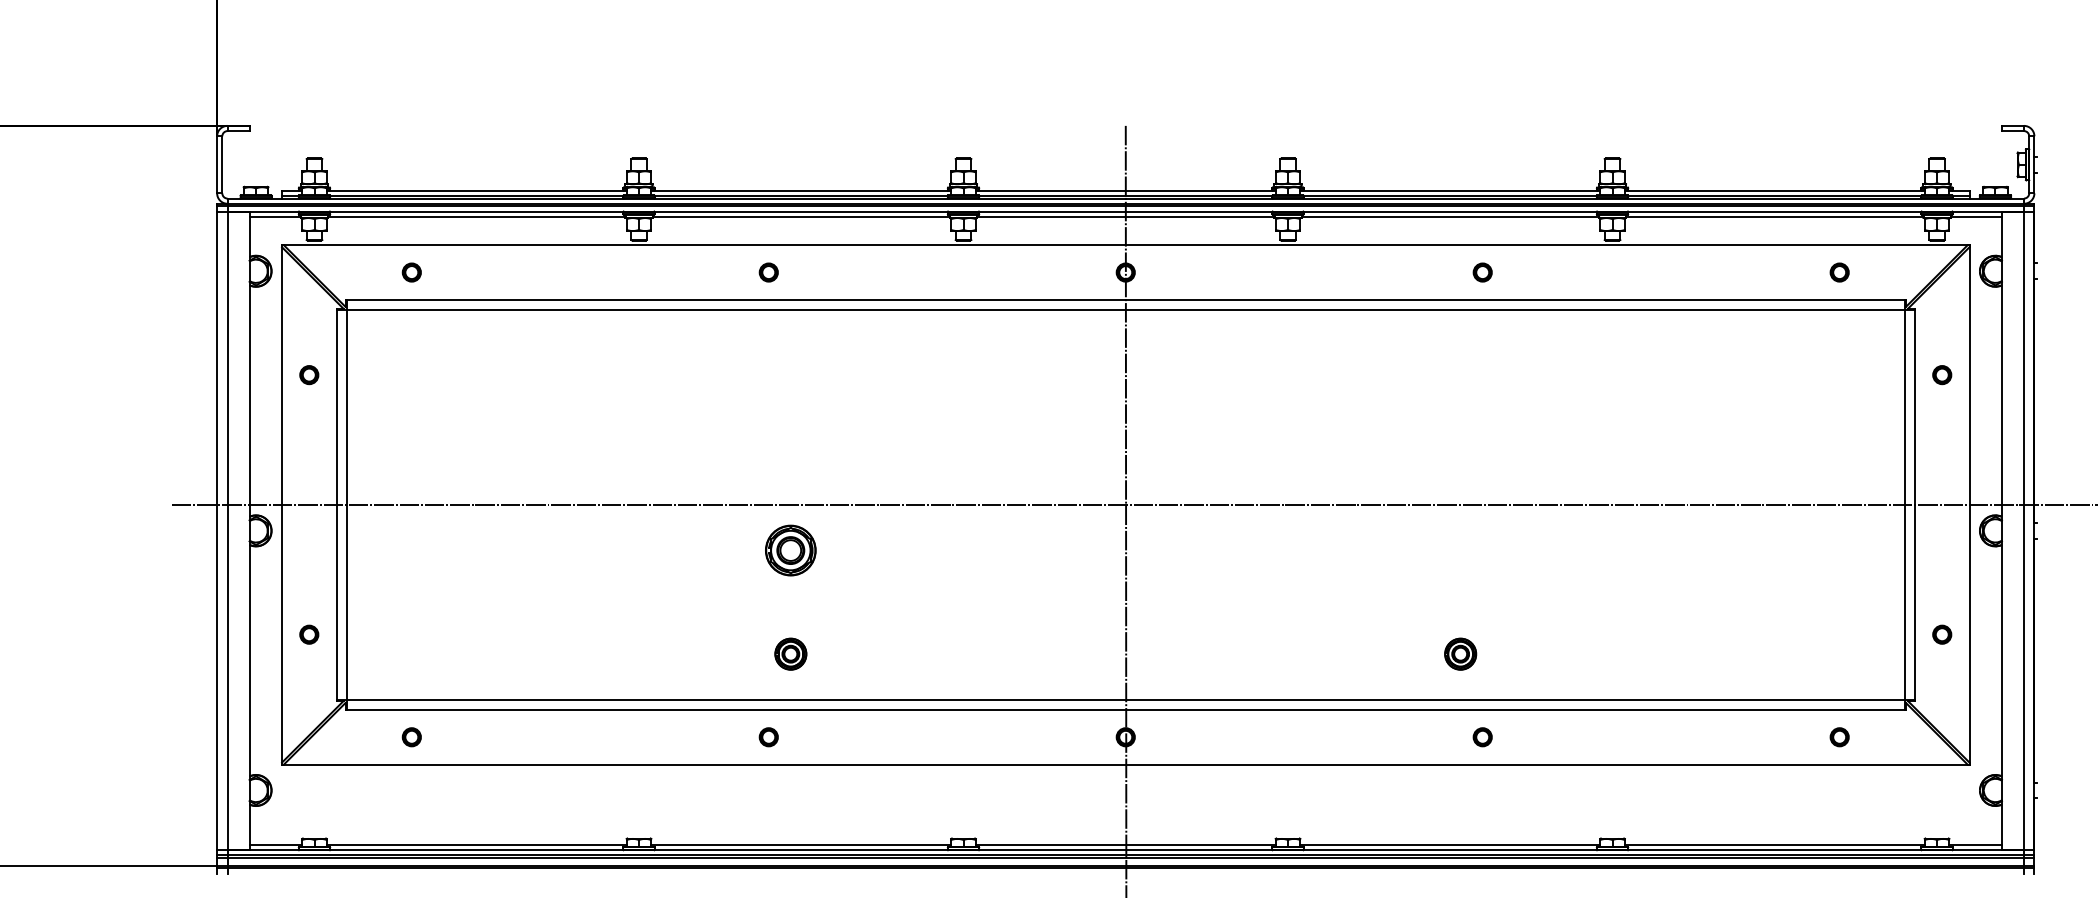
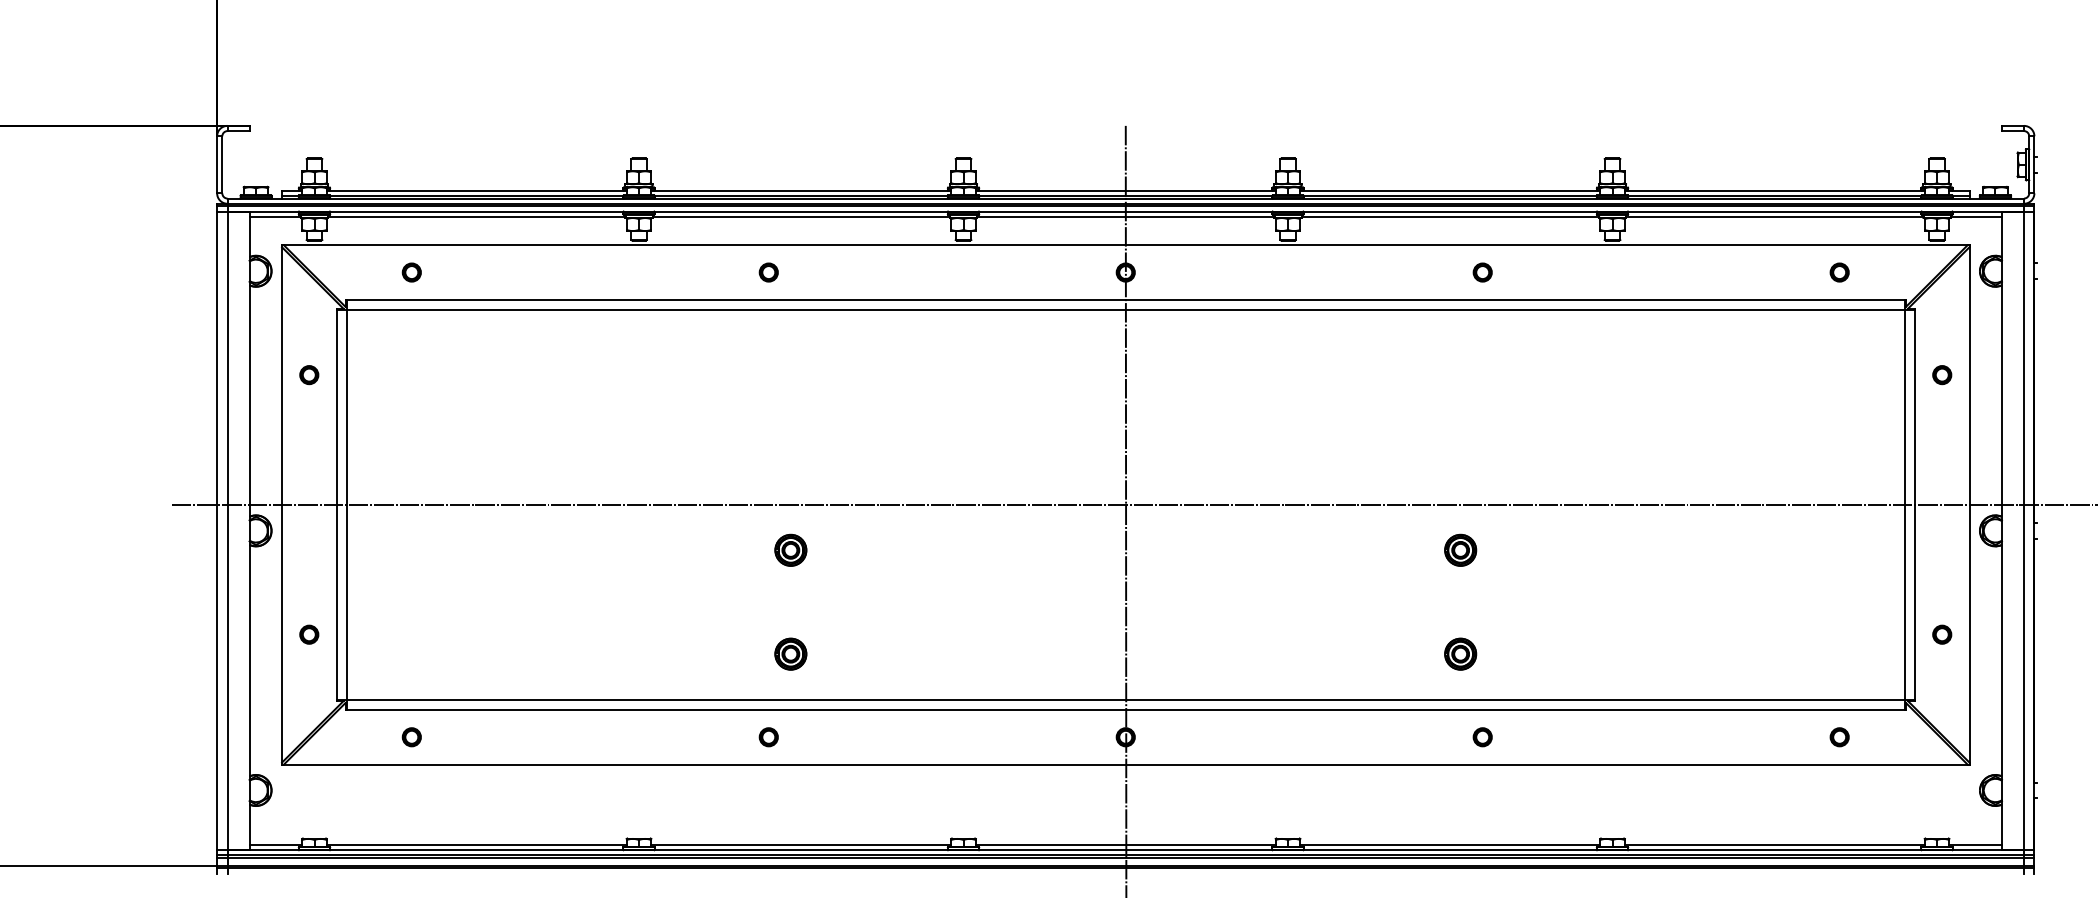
part: none -> present (1460, 549)
part size: 52x53 px -> 34x34 px (790, 549)
